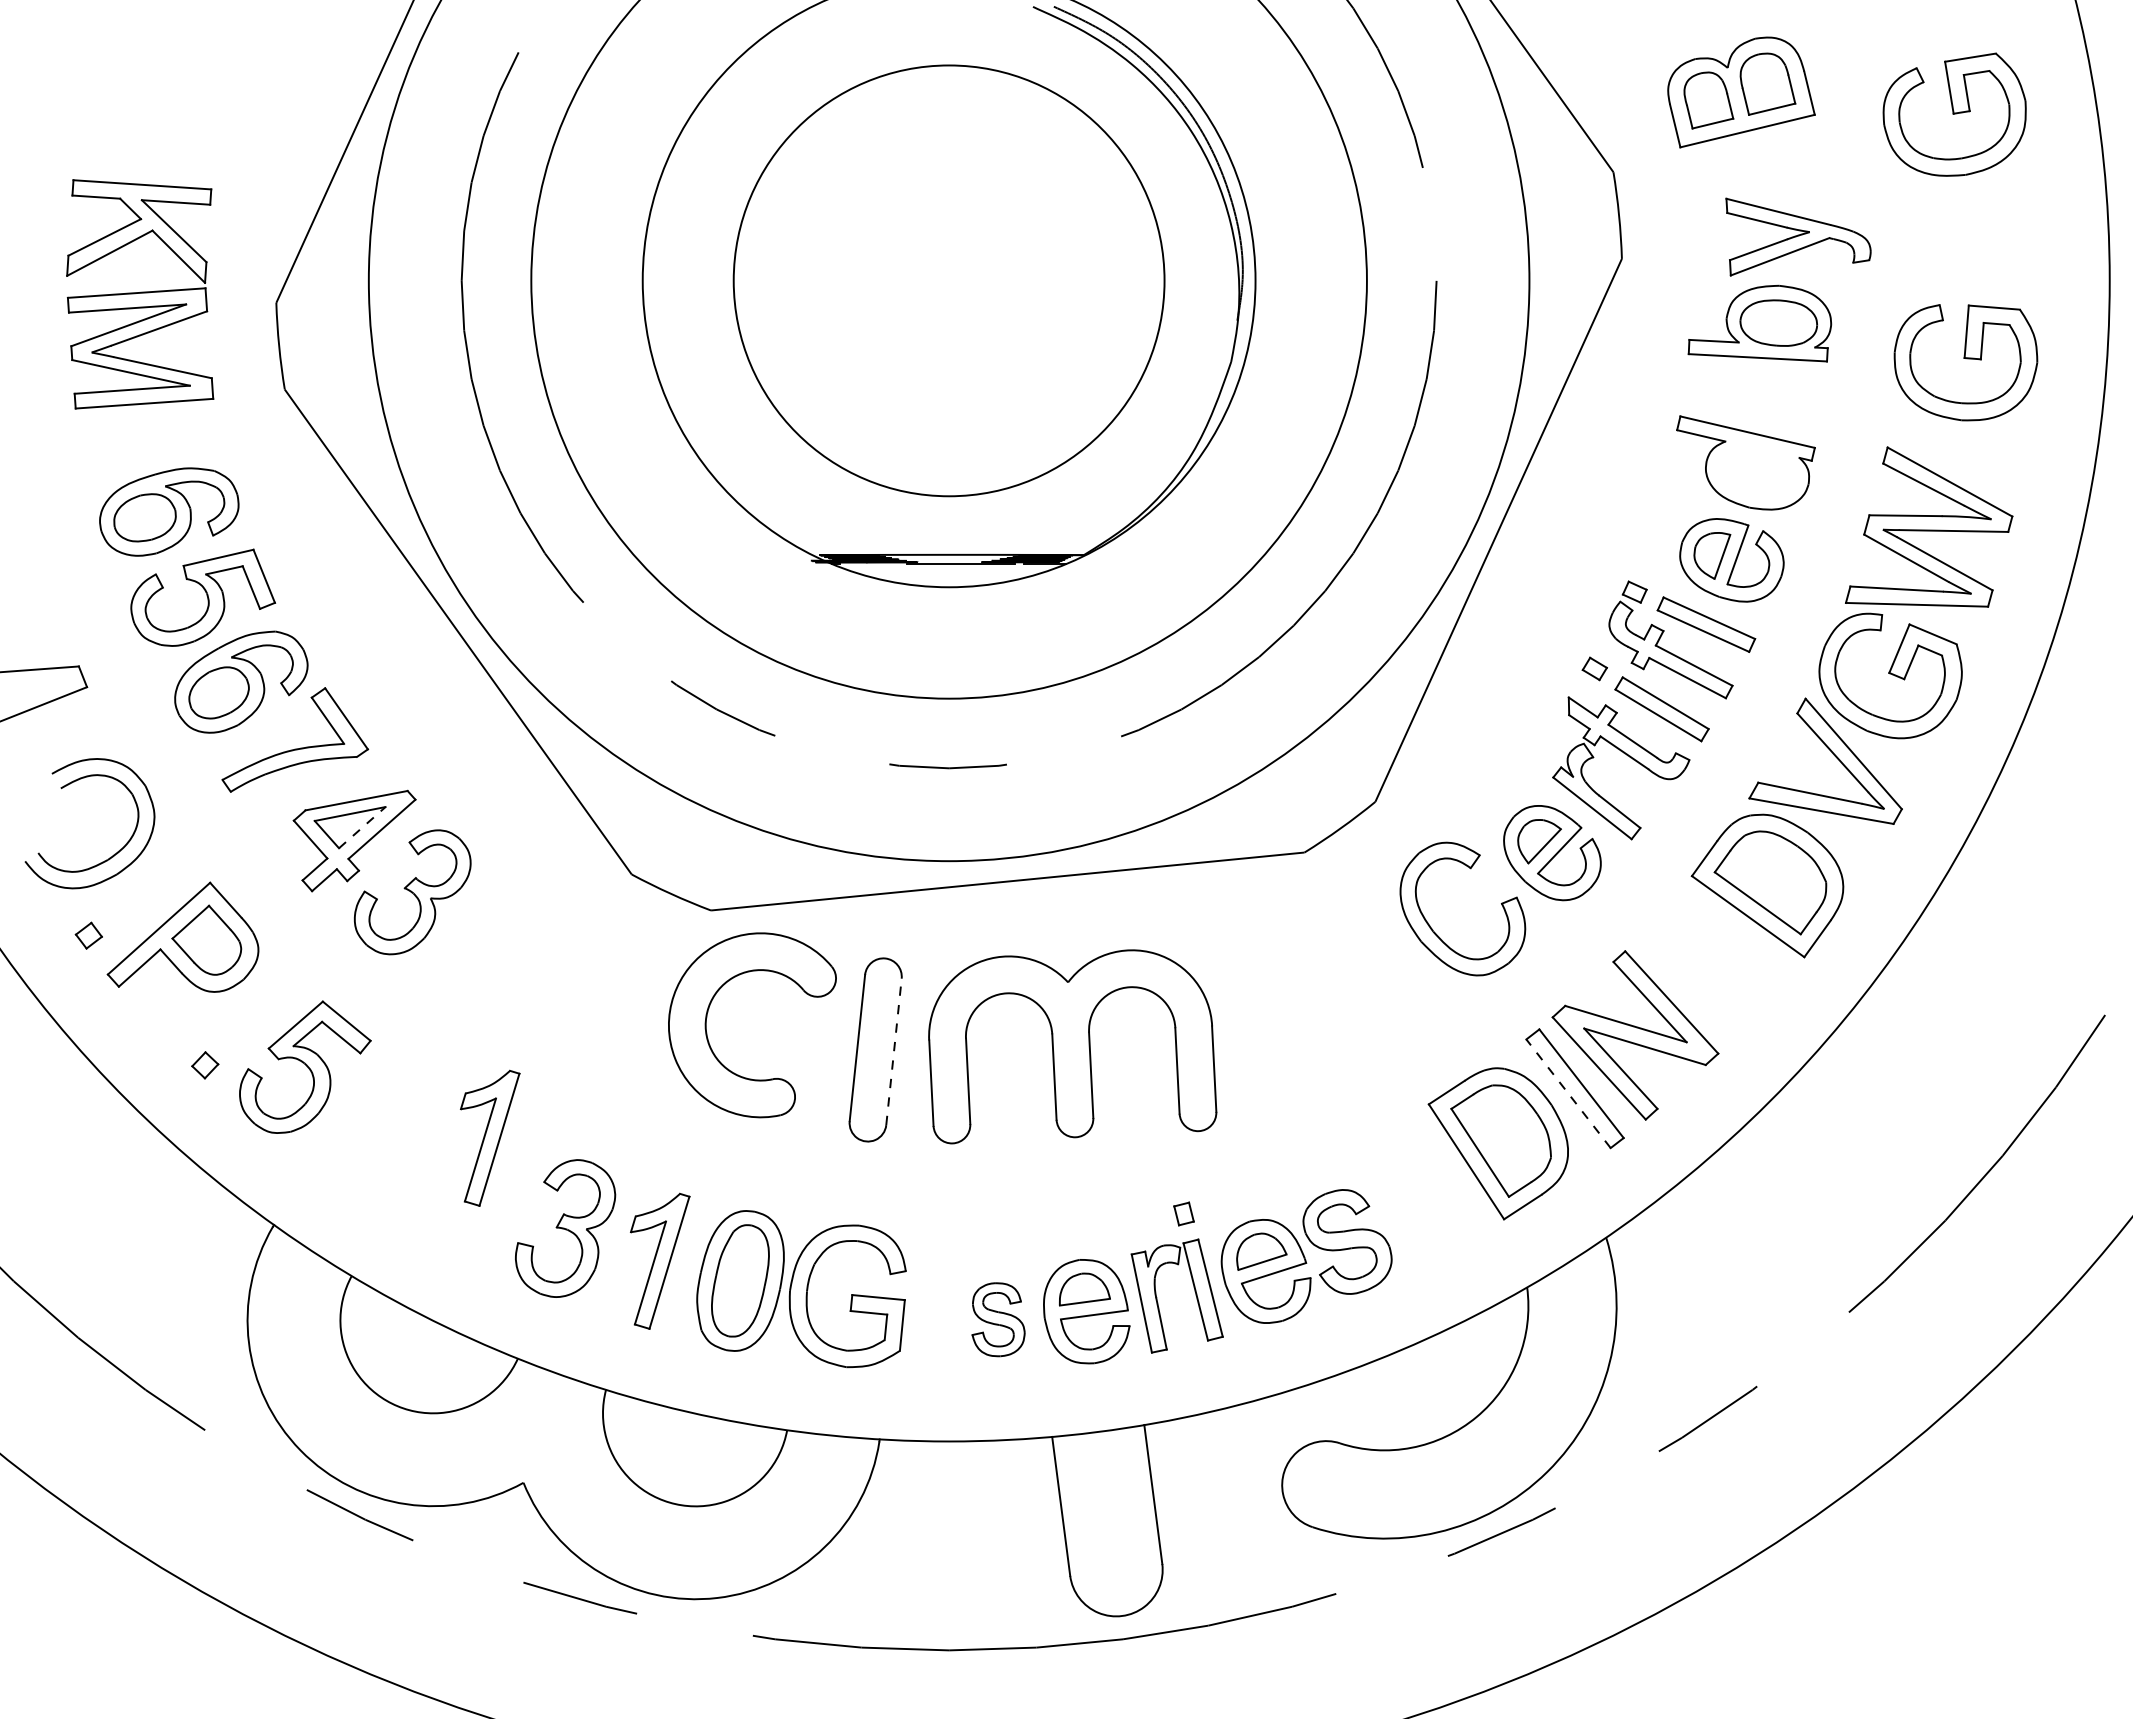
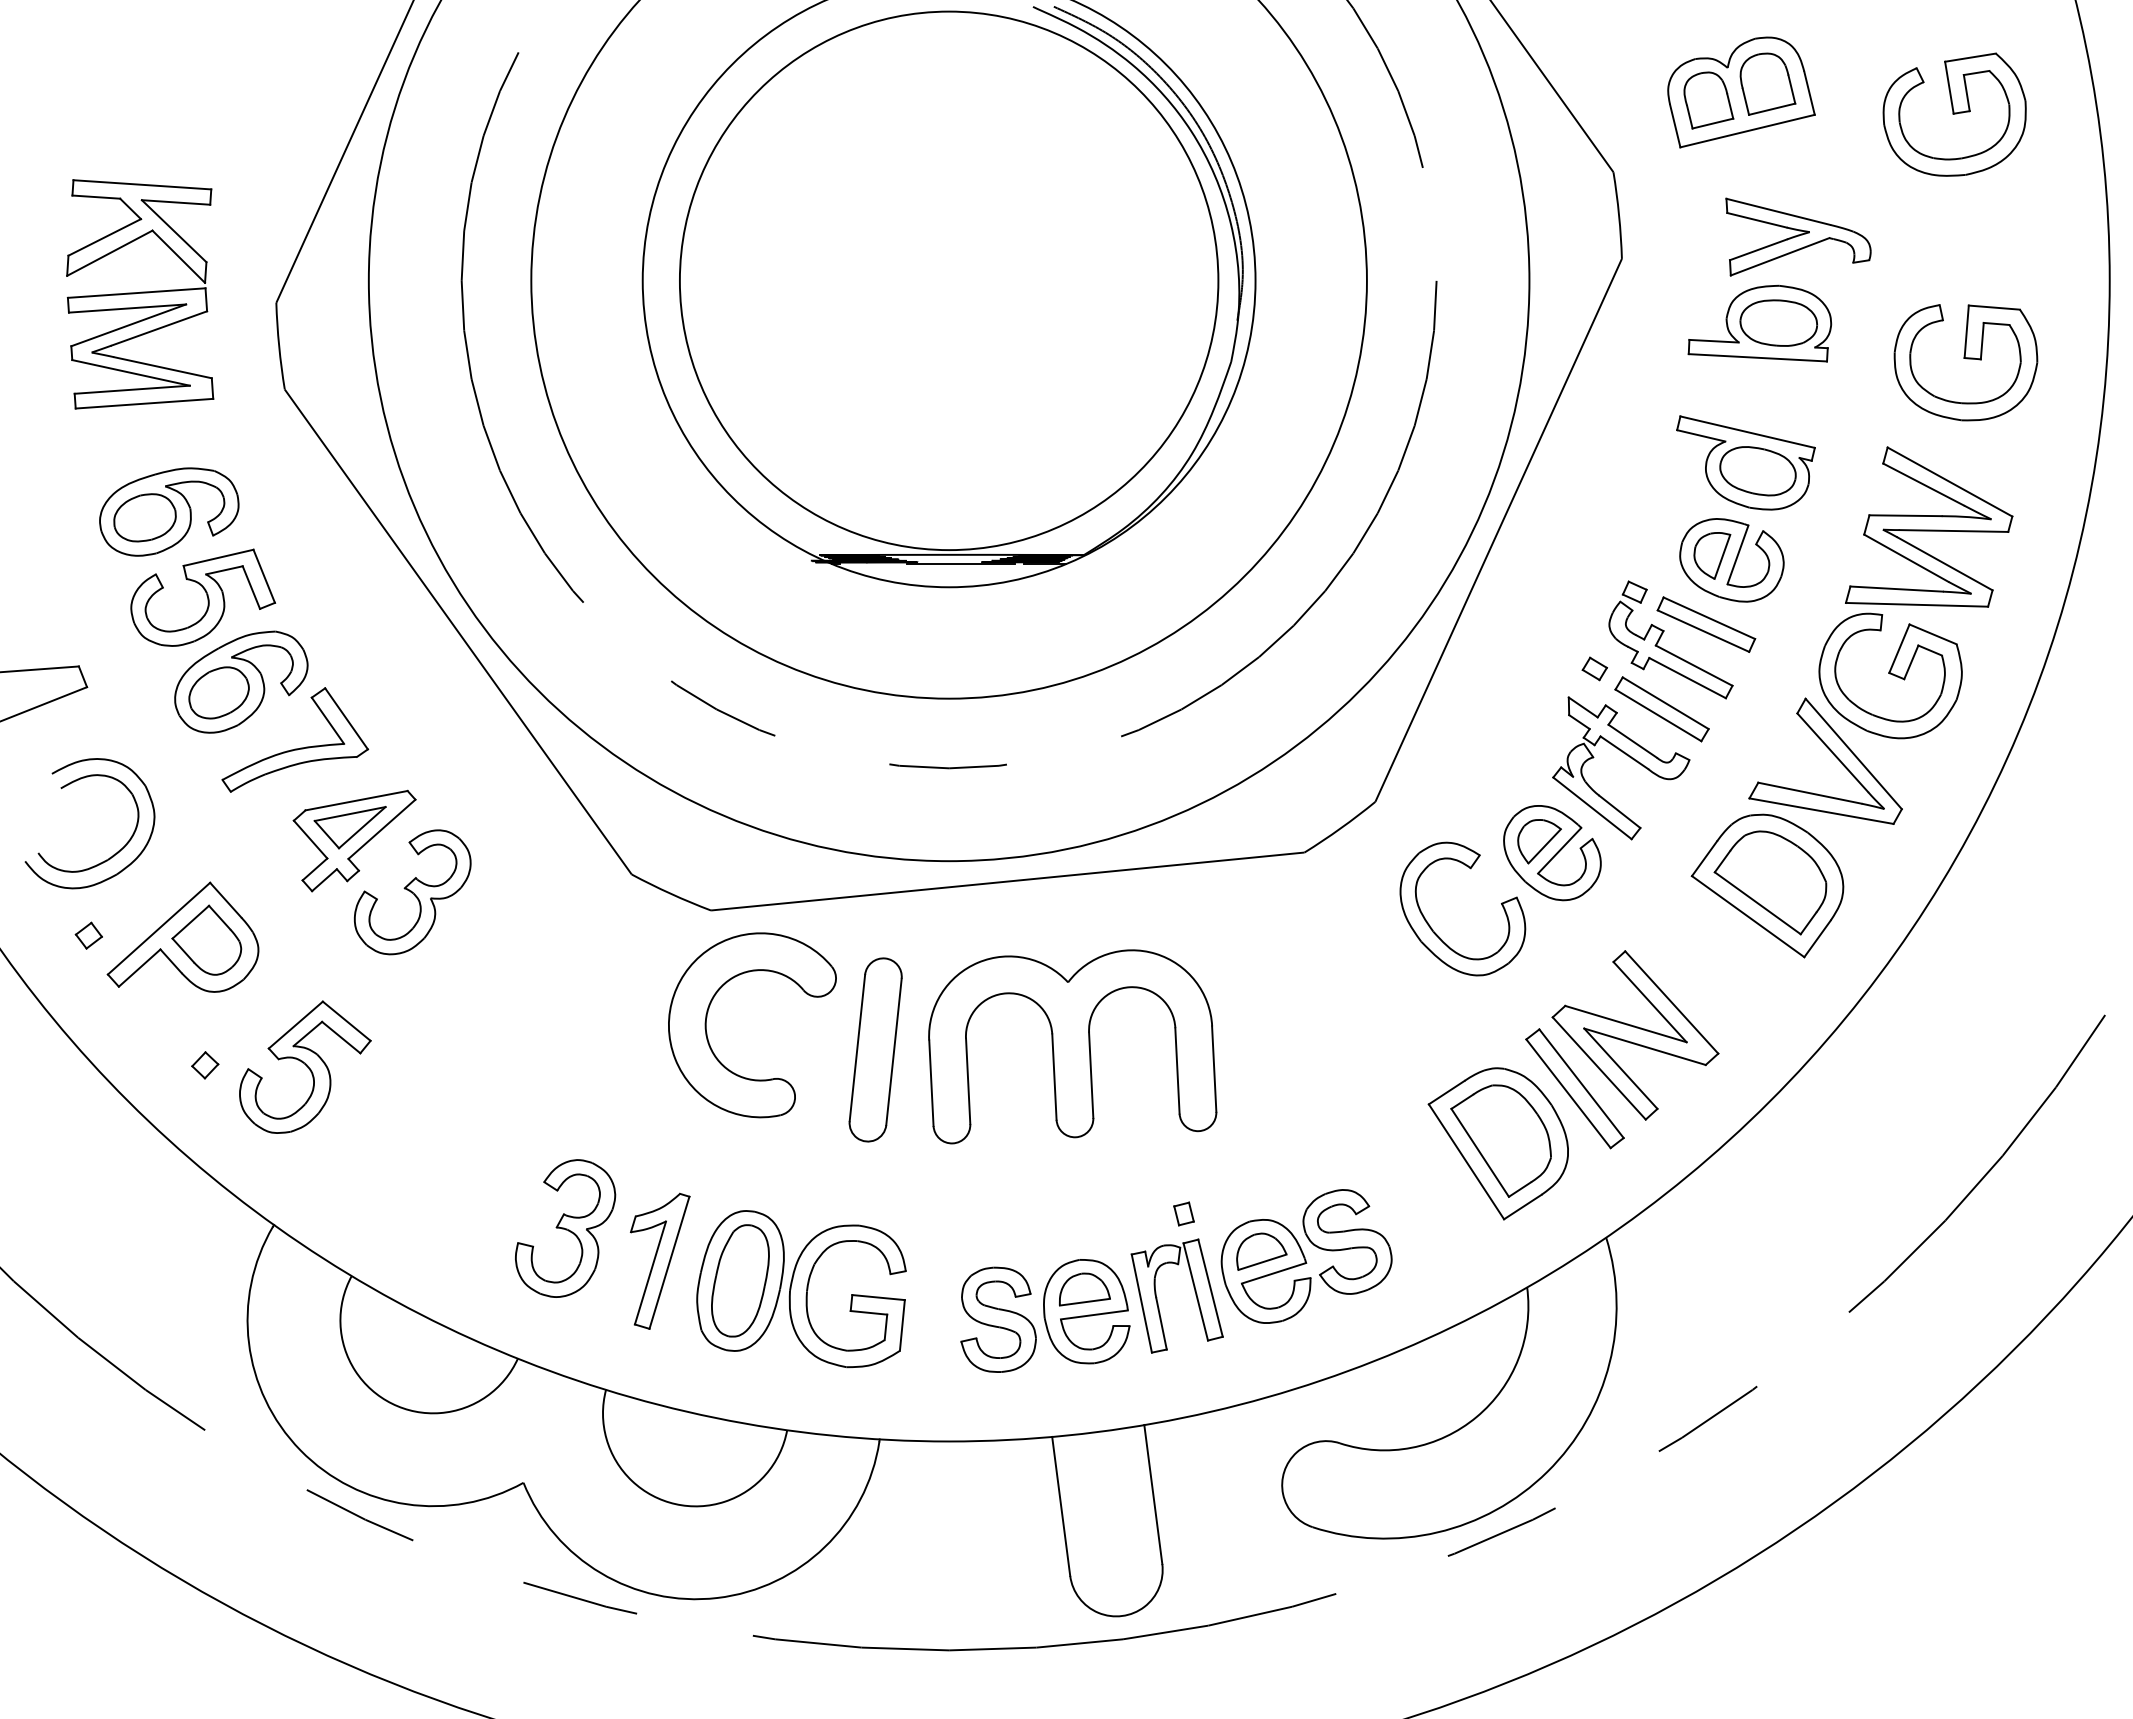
circle diameter: 431 px -> 539 px (948, 280)
part: none -> present (1757, 471)
line: dashed -> solid (362, 827)
line: dashed -> solid (893, 1051)
line: dashed -> solid (1568, 1093)
part: present -> none (490, 1137)
part size: 55x76 px -> 77x107 px (998, 1319)
